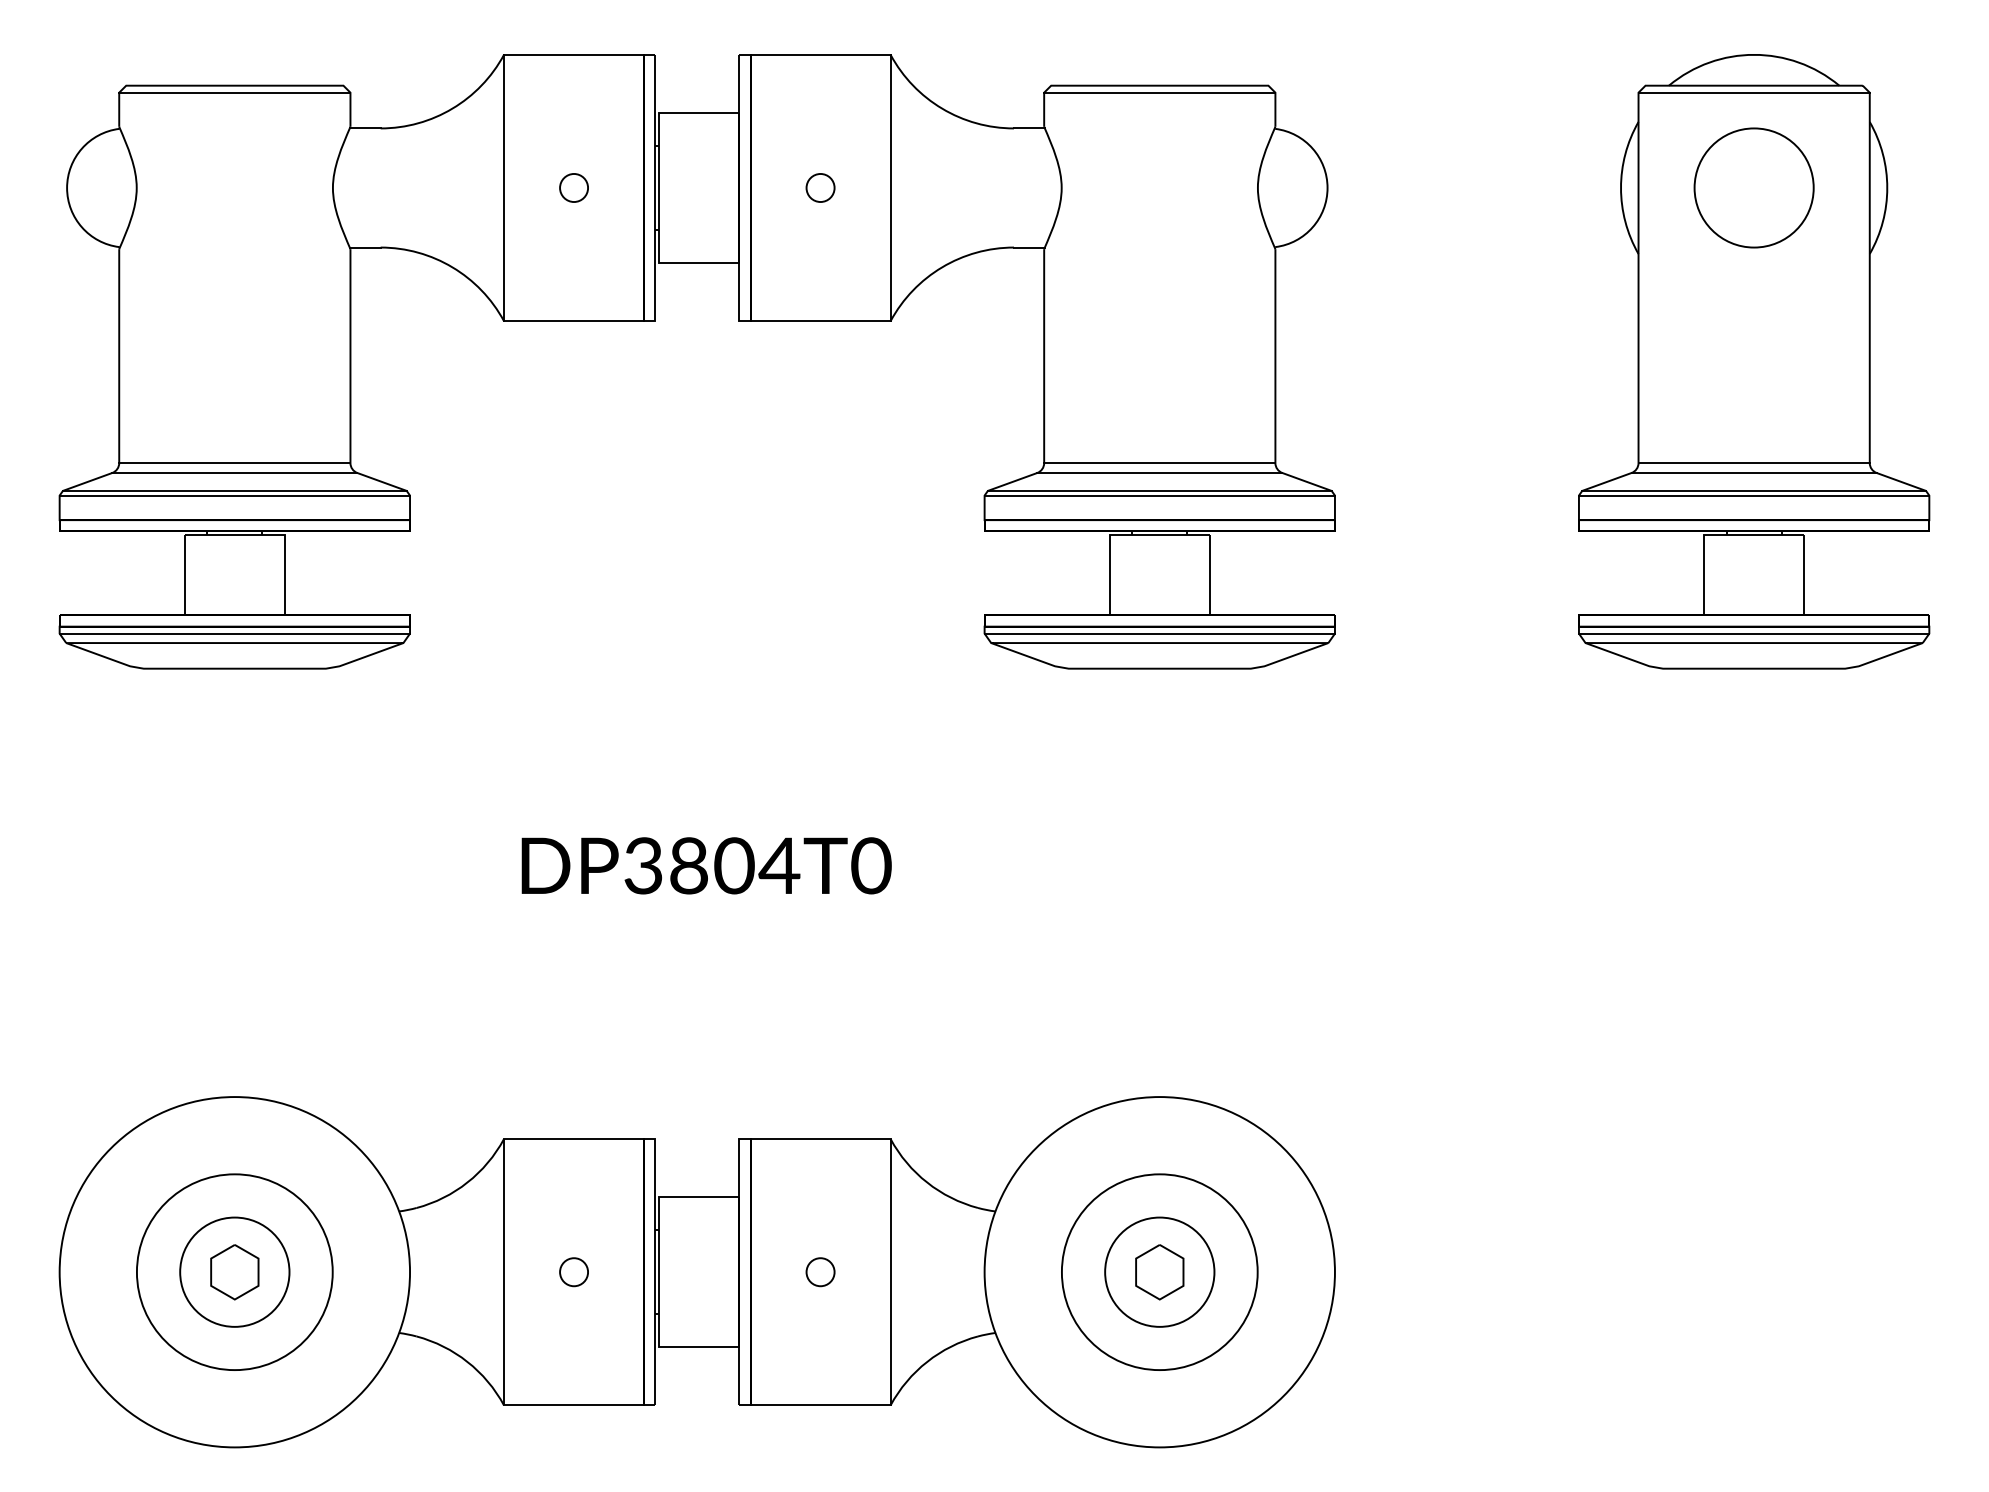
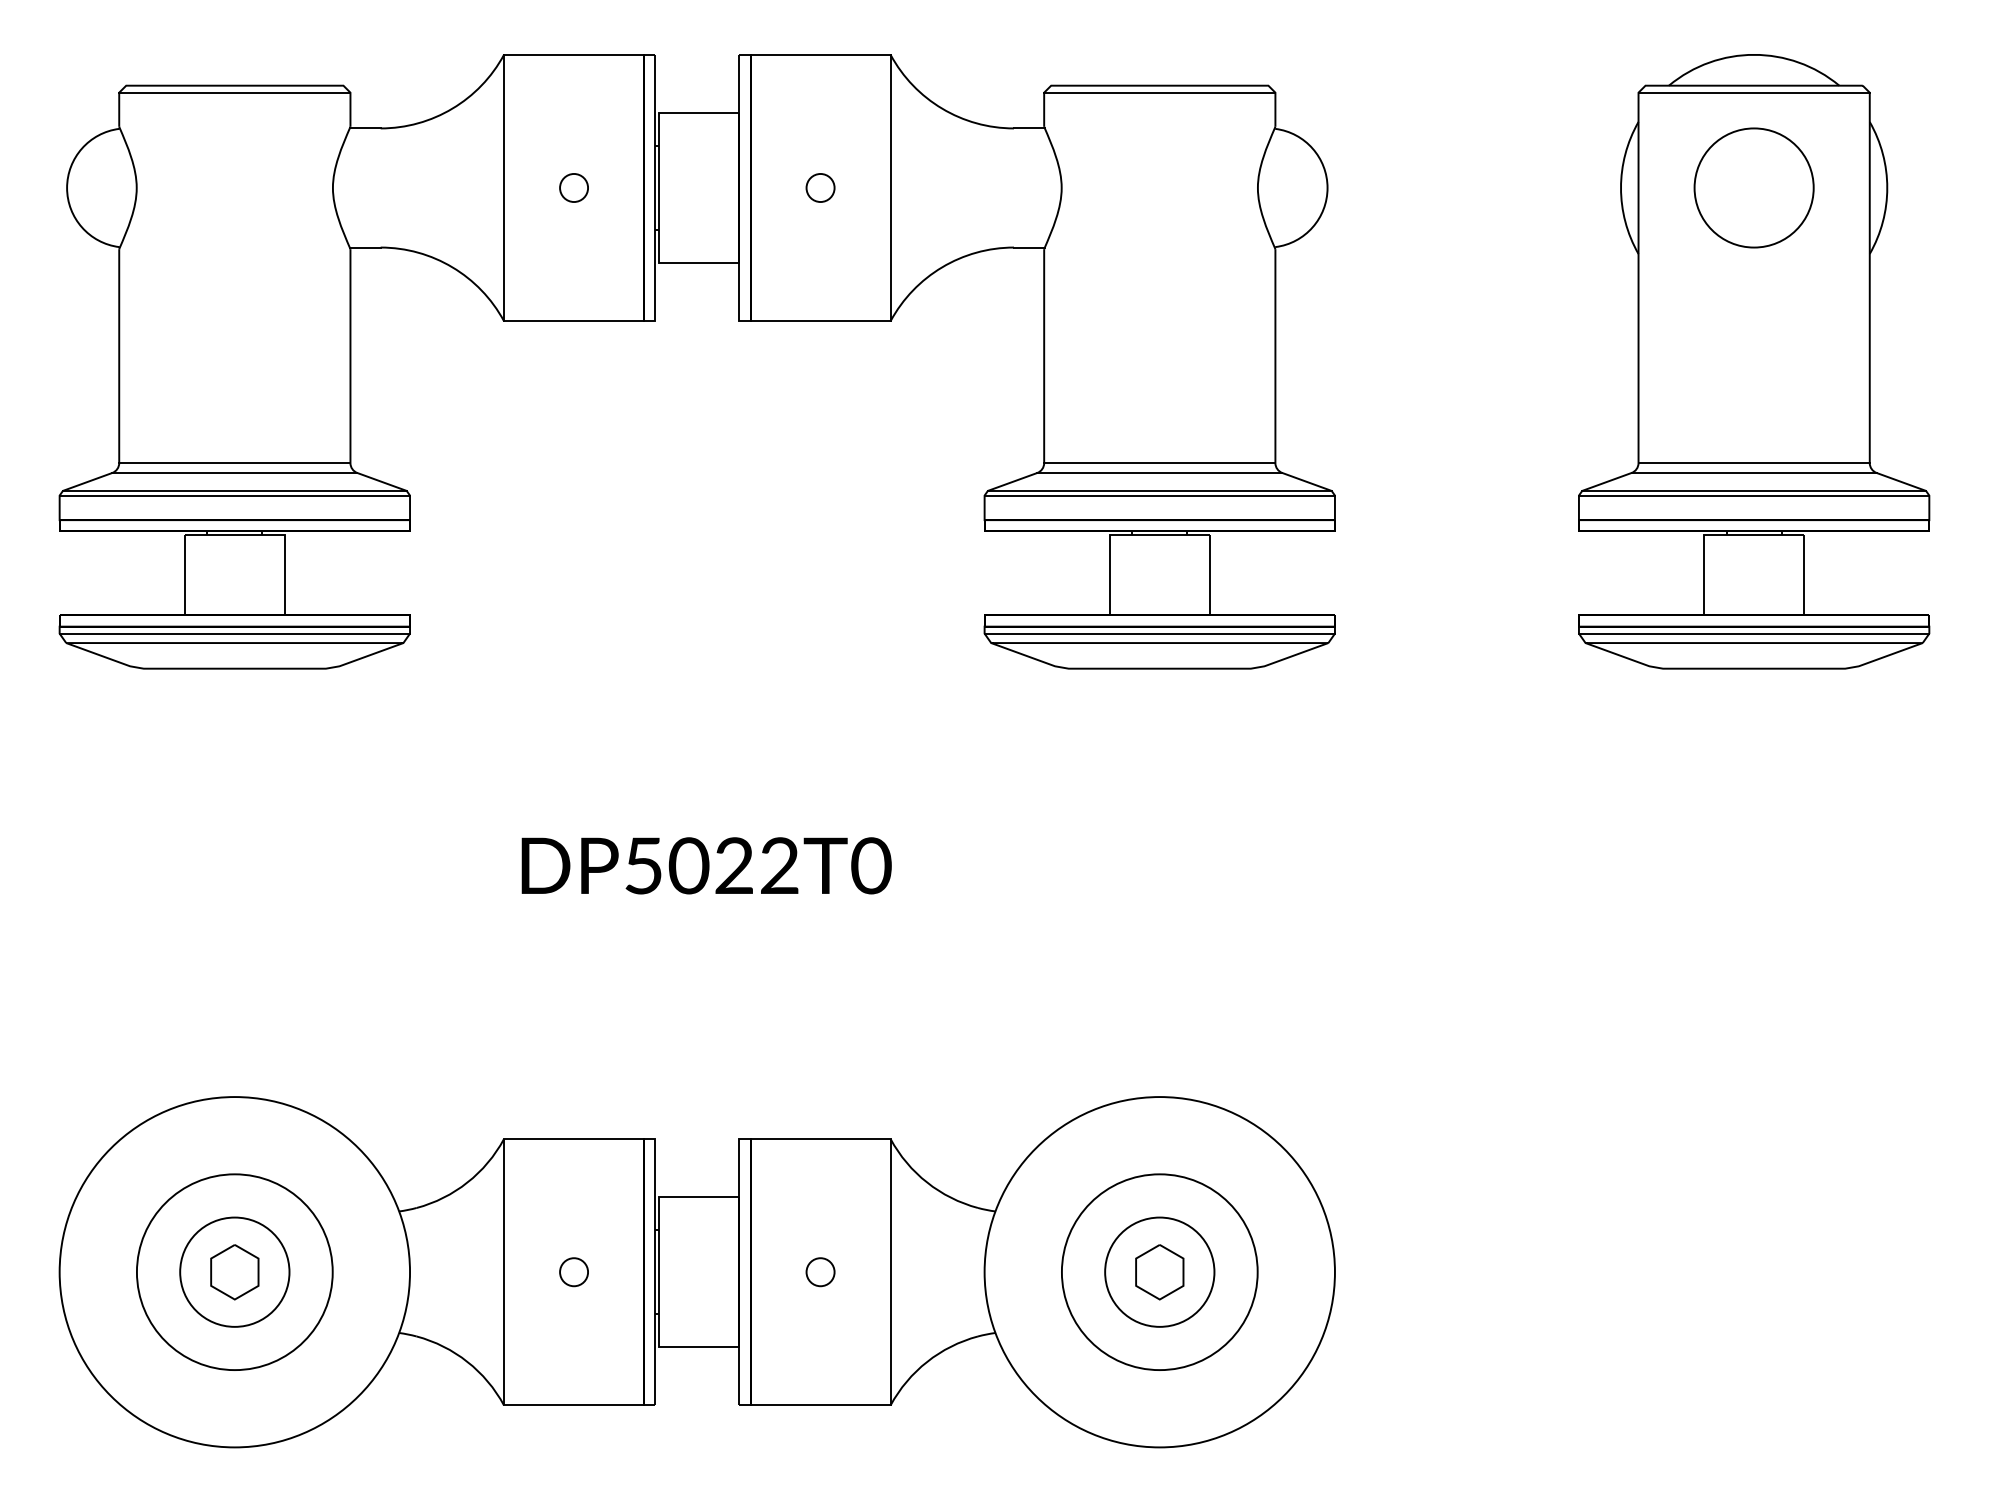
text: DP3804T0 -> DP5022T0 (712, 865)
